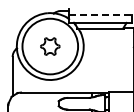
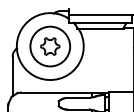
line: dashed -> solid (102, 14)
circle diameter: 56 px -> 40 px (50, 46)
